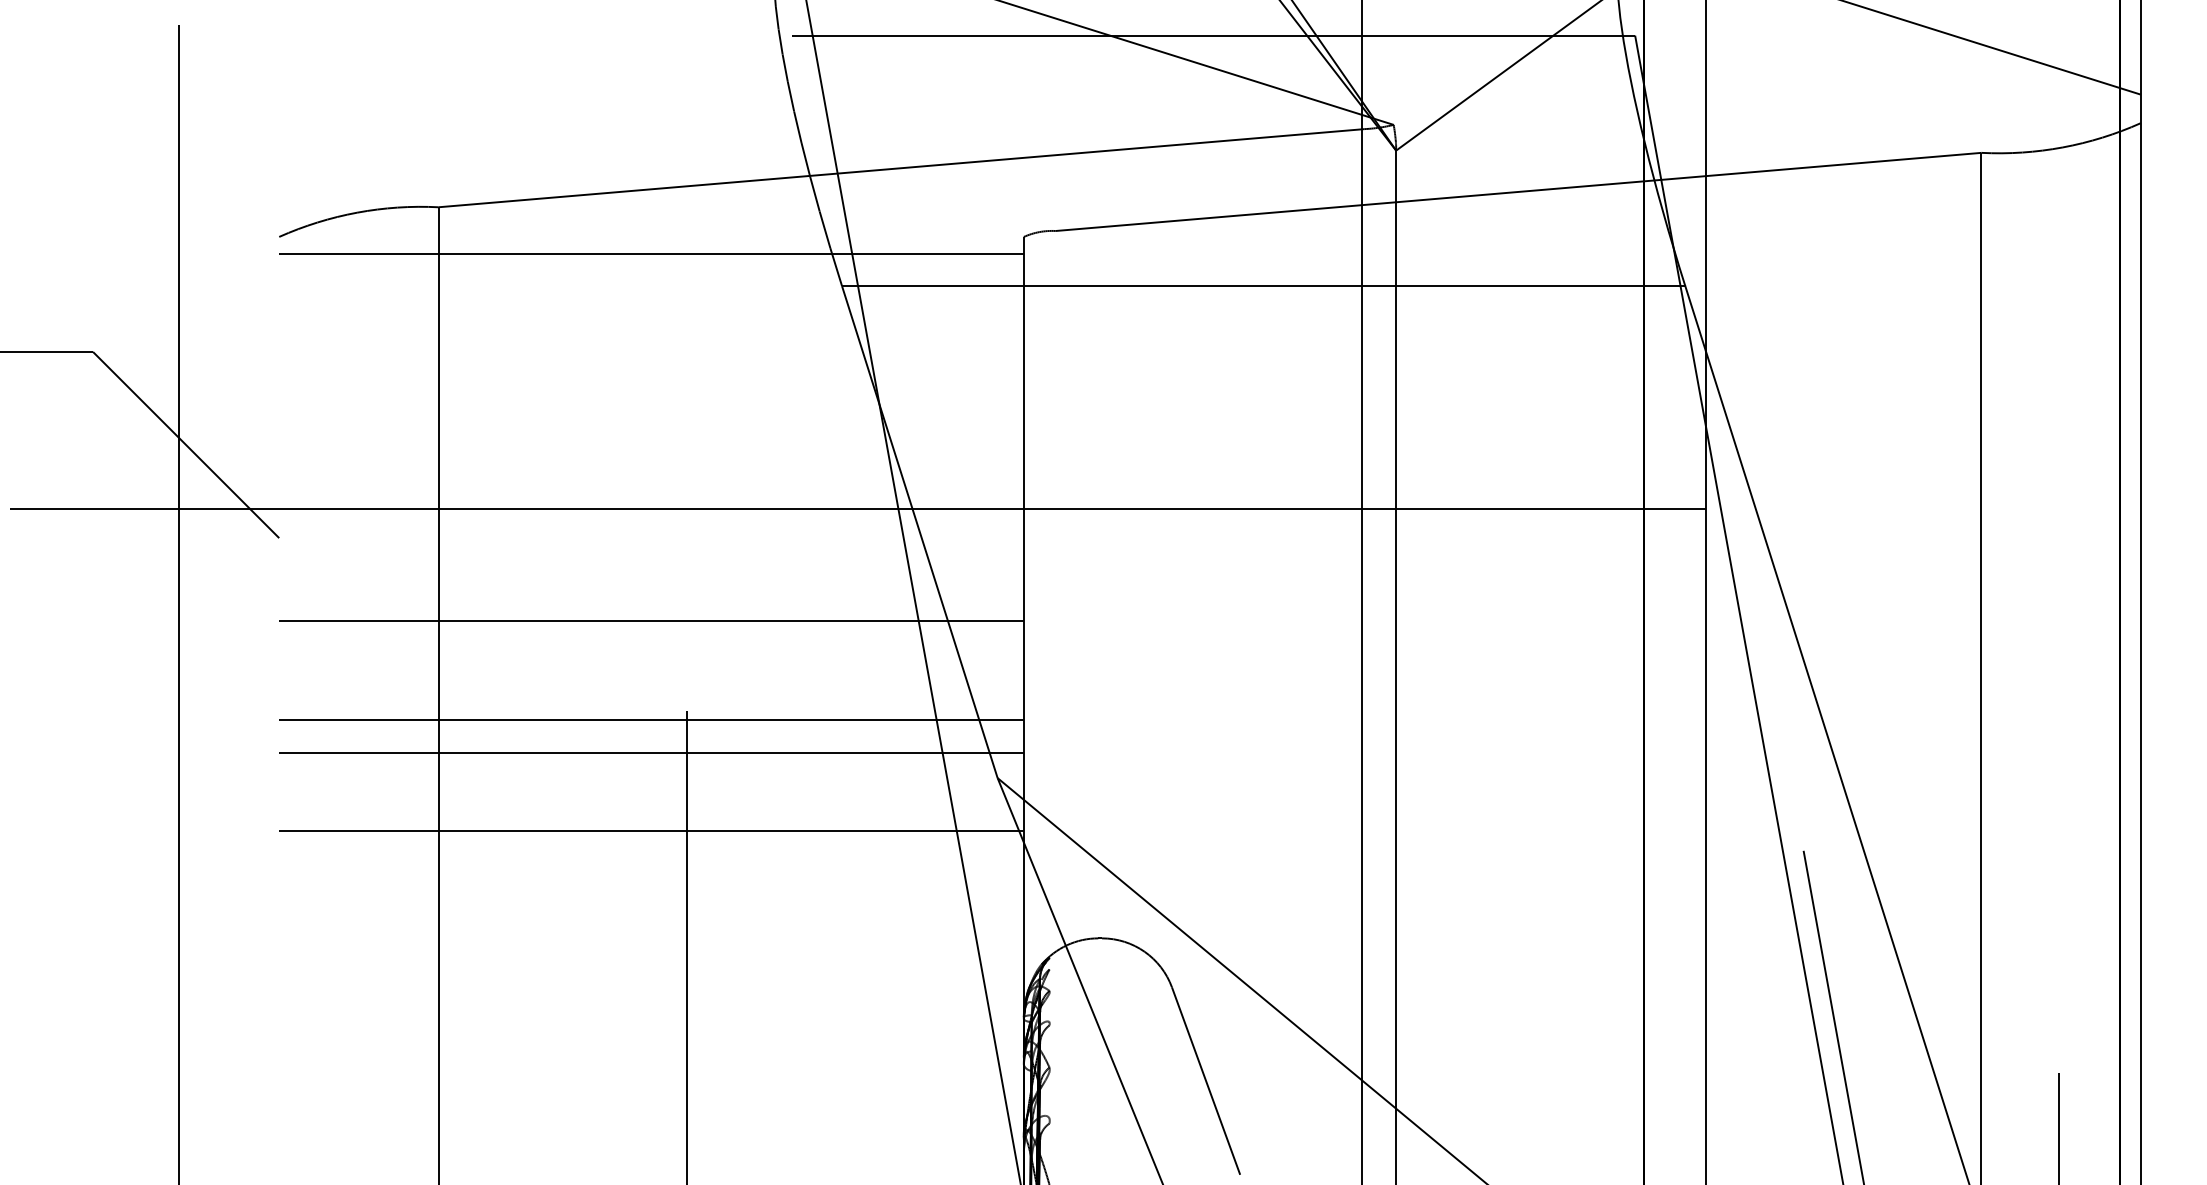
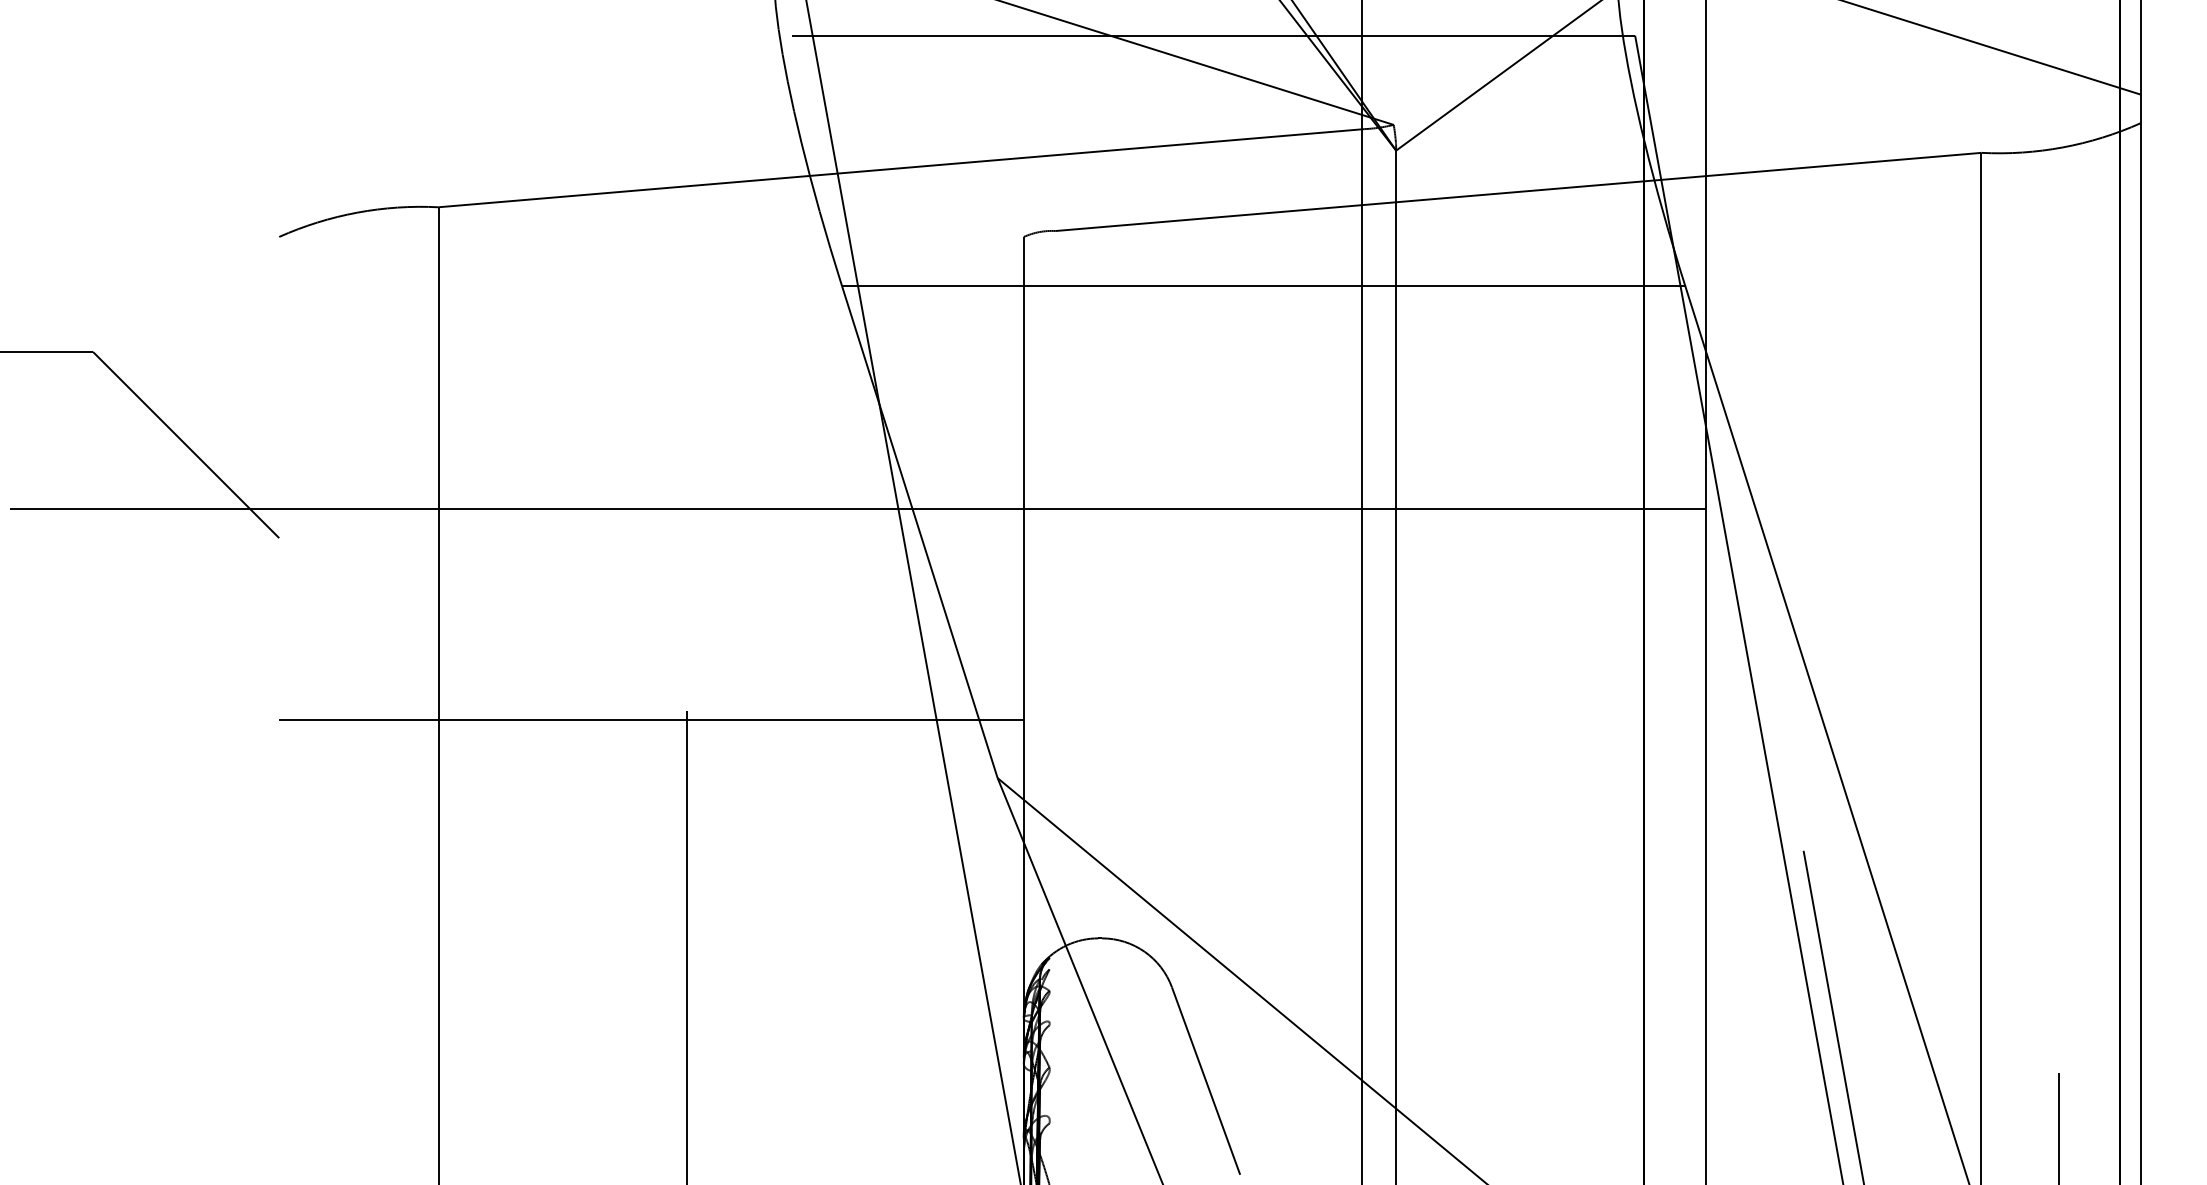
line: present -> none (651, 253)
line: present -> none (179, 602)
line: present -> none (651, 621)
line: present -> none (651, 753)
line: present -> none (651, 830)
